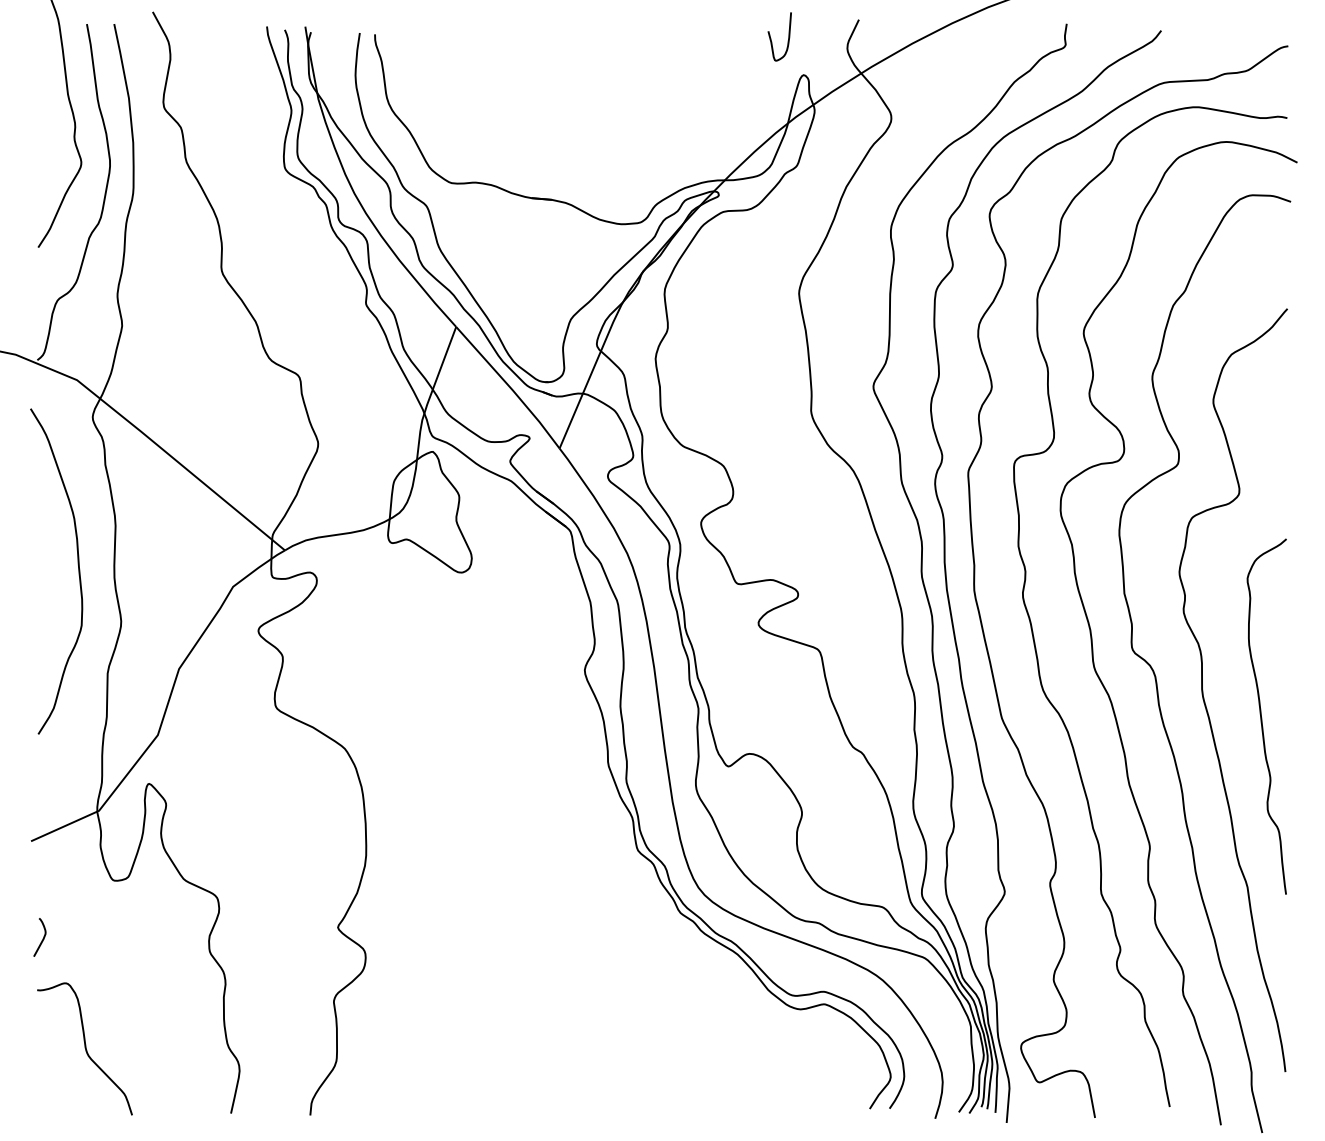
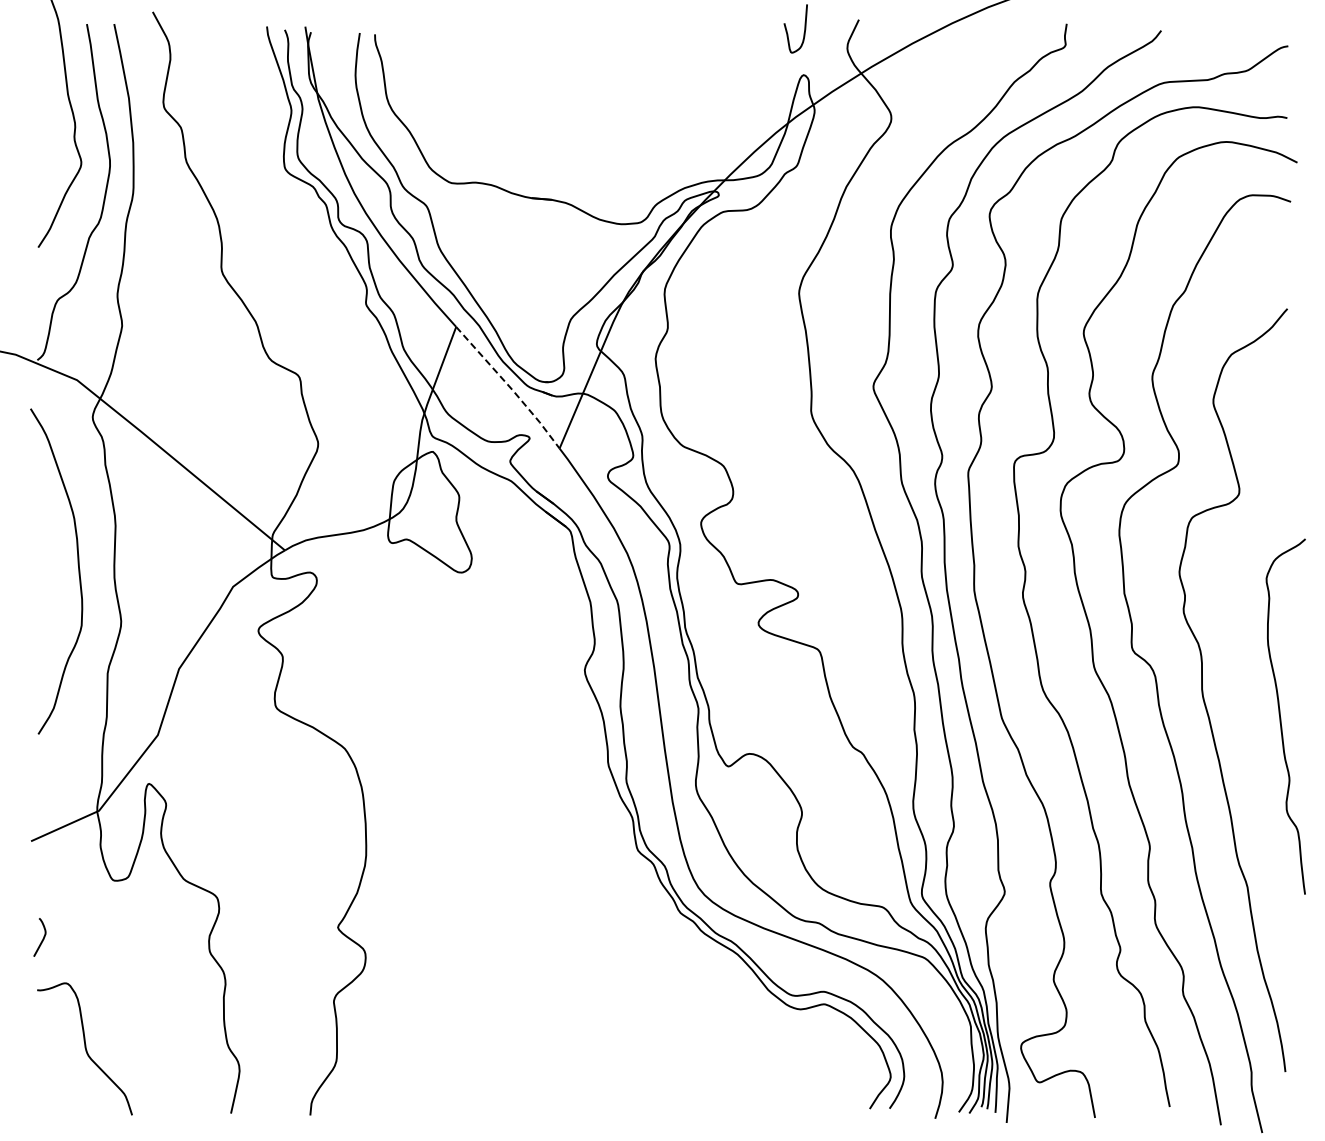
curve position: (771, 38) -> (787, 30) (787, 30)
line: solid -> dashed (510, 387)
curve position: (1262, 717) -> (1281, 717) (1281, 717)
